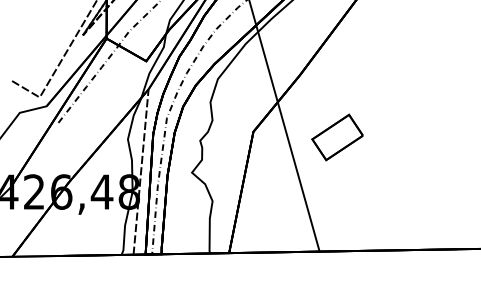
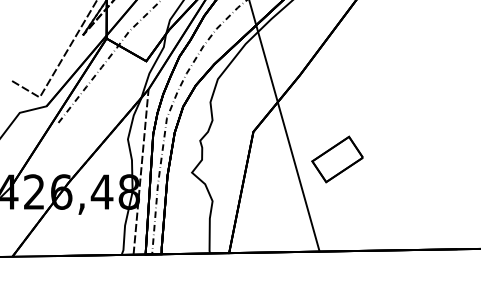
part position: (337, 137) -> (337, 159) (337, 159)
